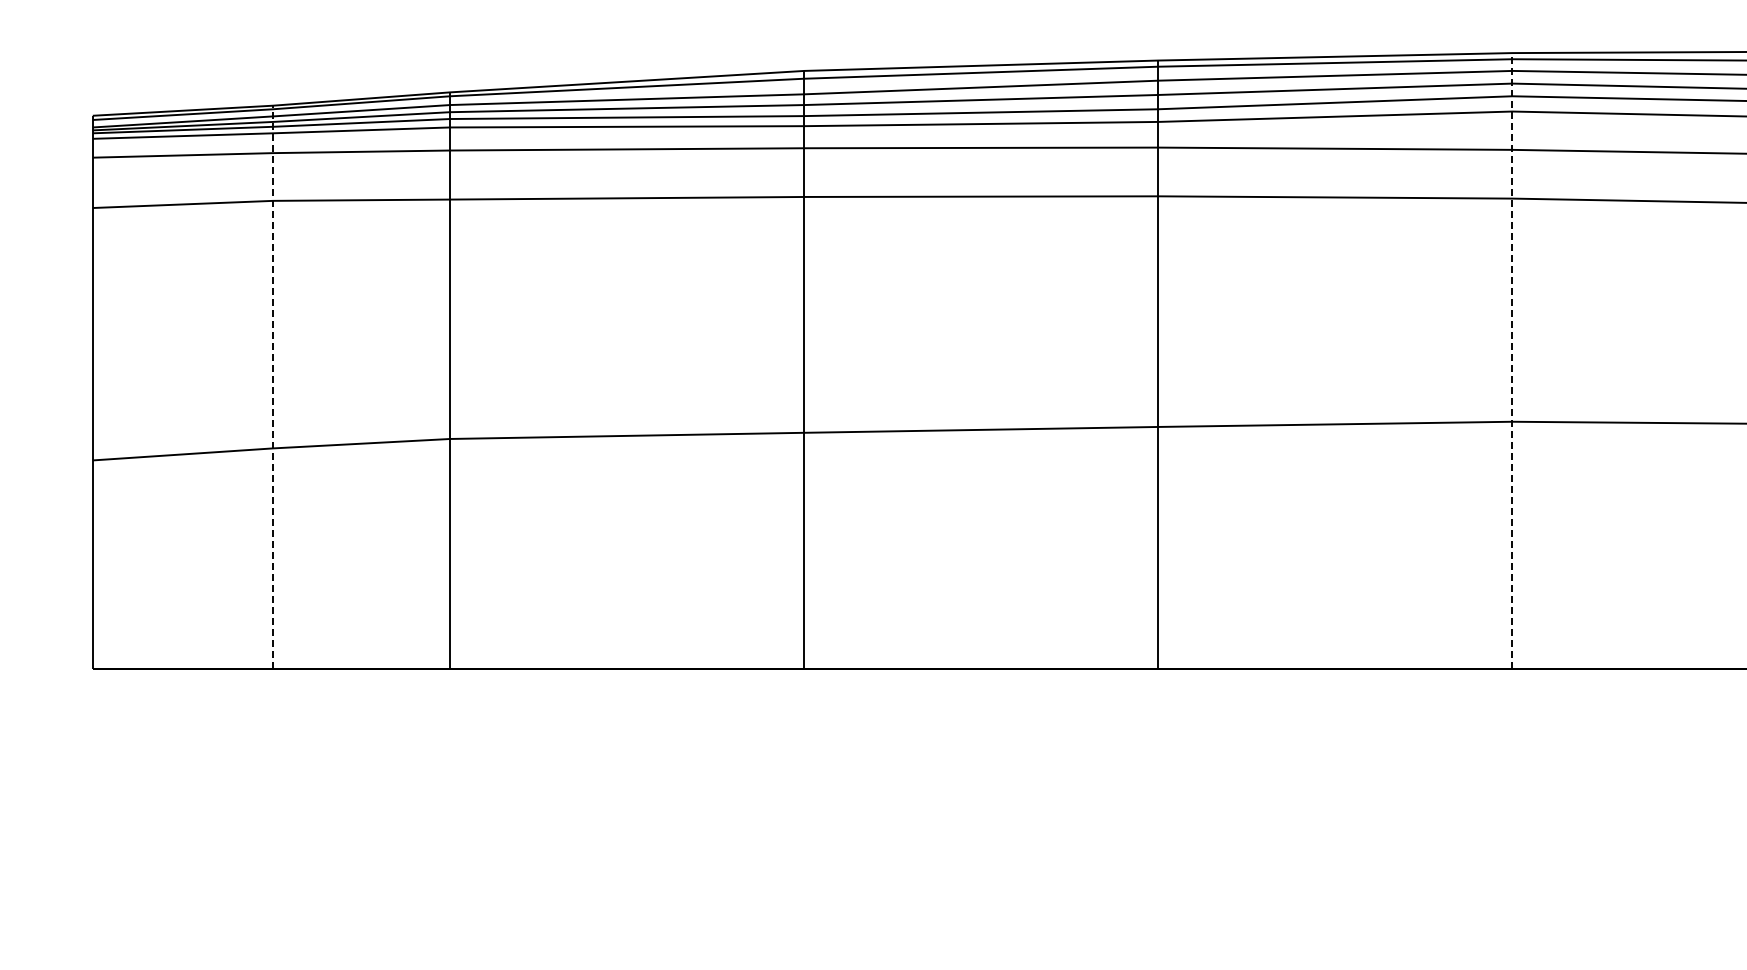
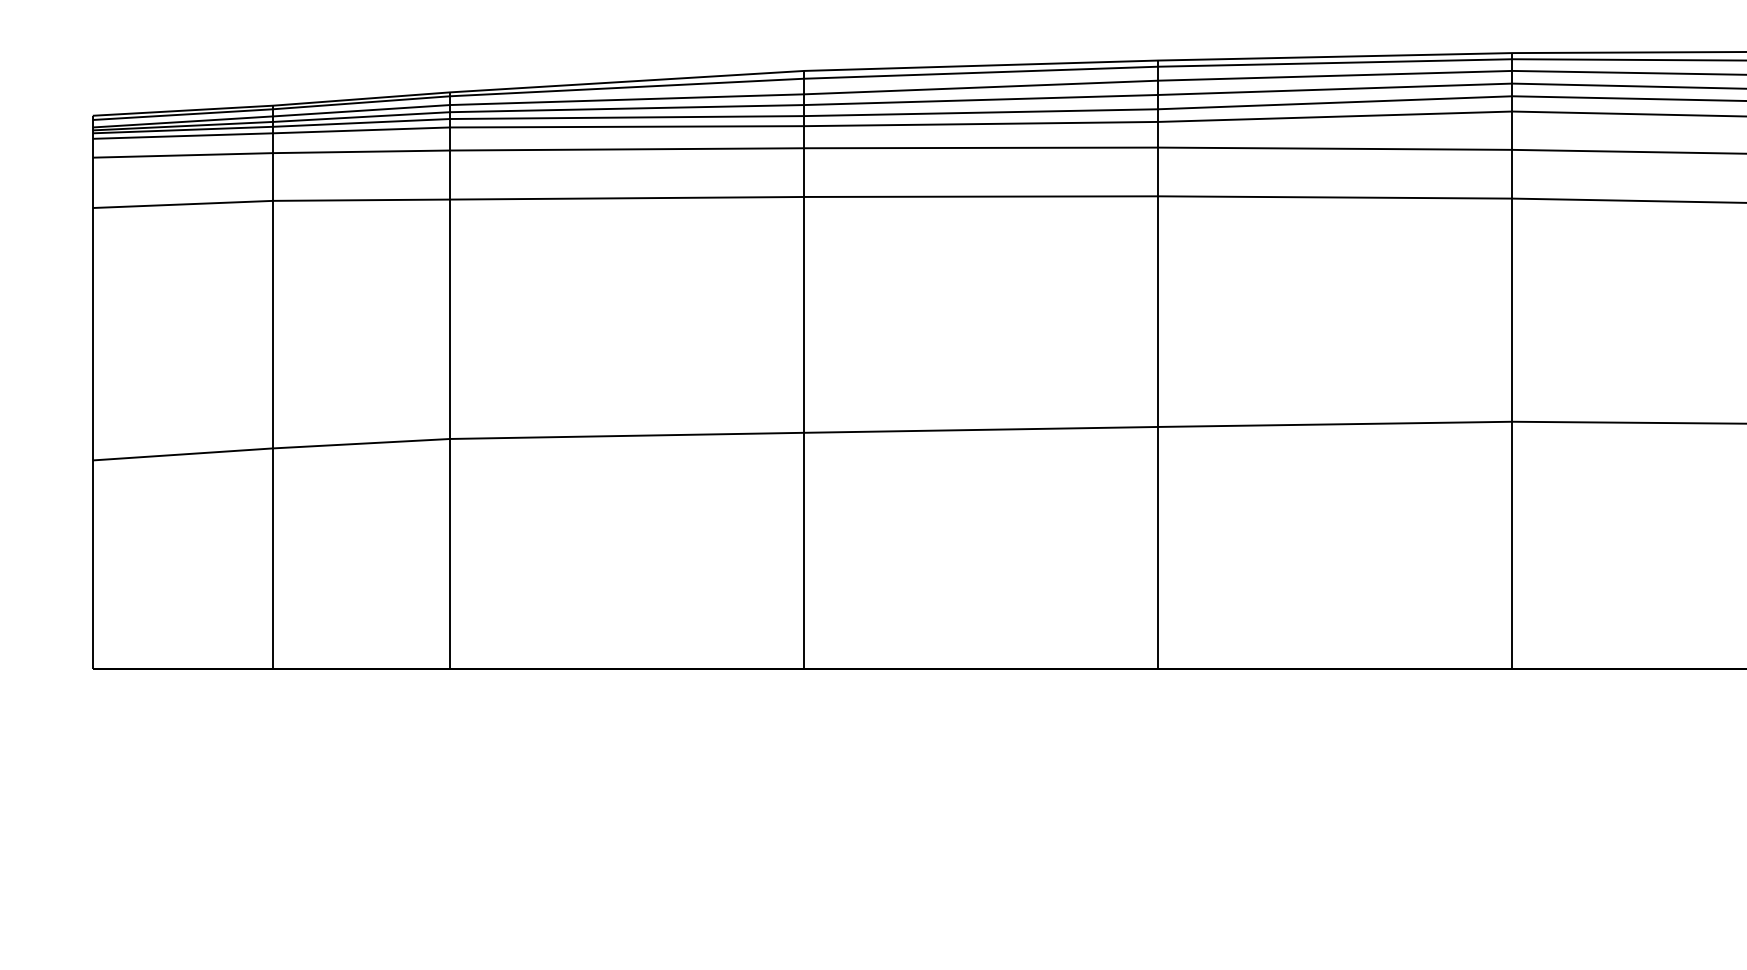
line: dashed -> solid (1512, 360)
line: dashed -> solid (273, 386)
